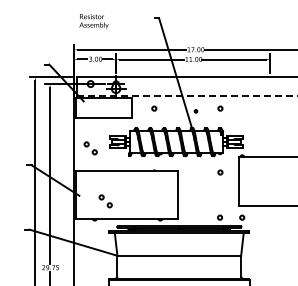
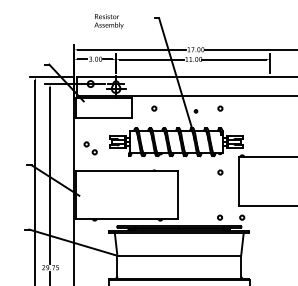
text position: (93, 21) -> (108, 21) (108, 21)
line: dashed -> solid (188, 96)
part: present -> none (105, 201)
